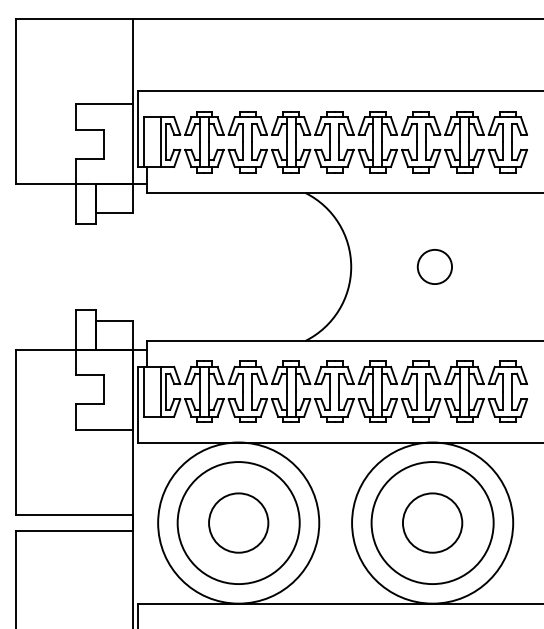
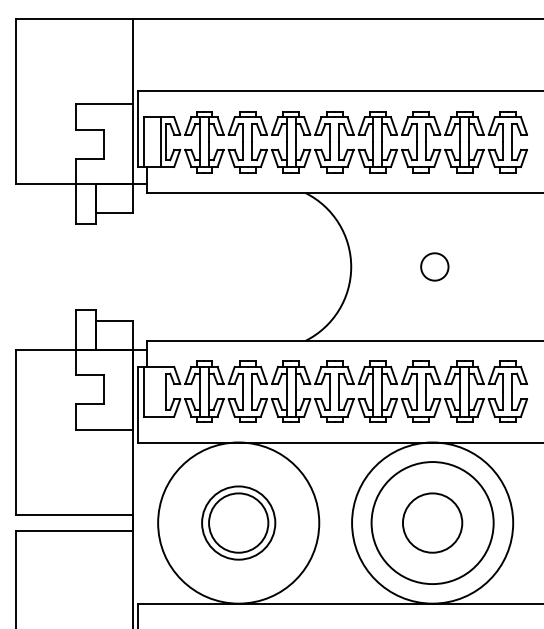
circle size: 37x36 px -> 30x30 px (434, 266)
line: present -> none (161, 391)
circle diameter: 122 px -> 73 px (238, 522)
